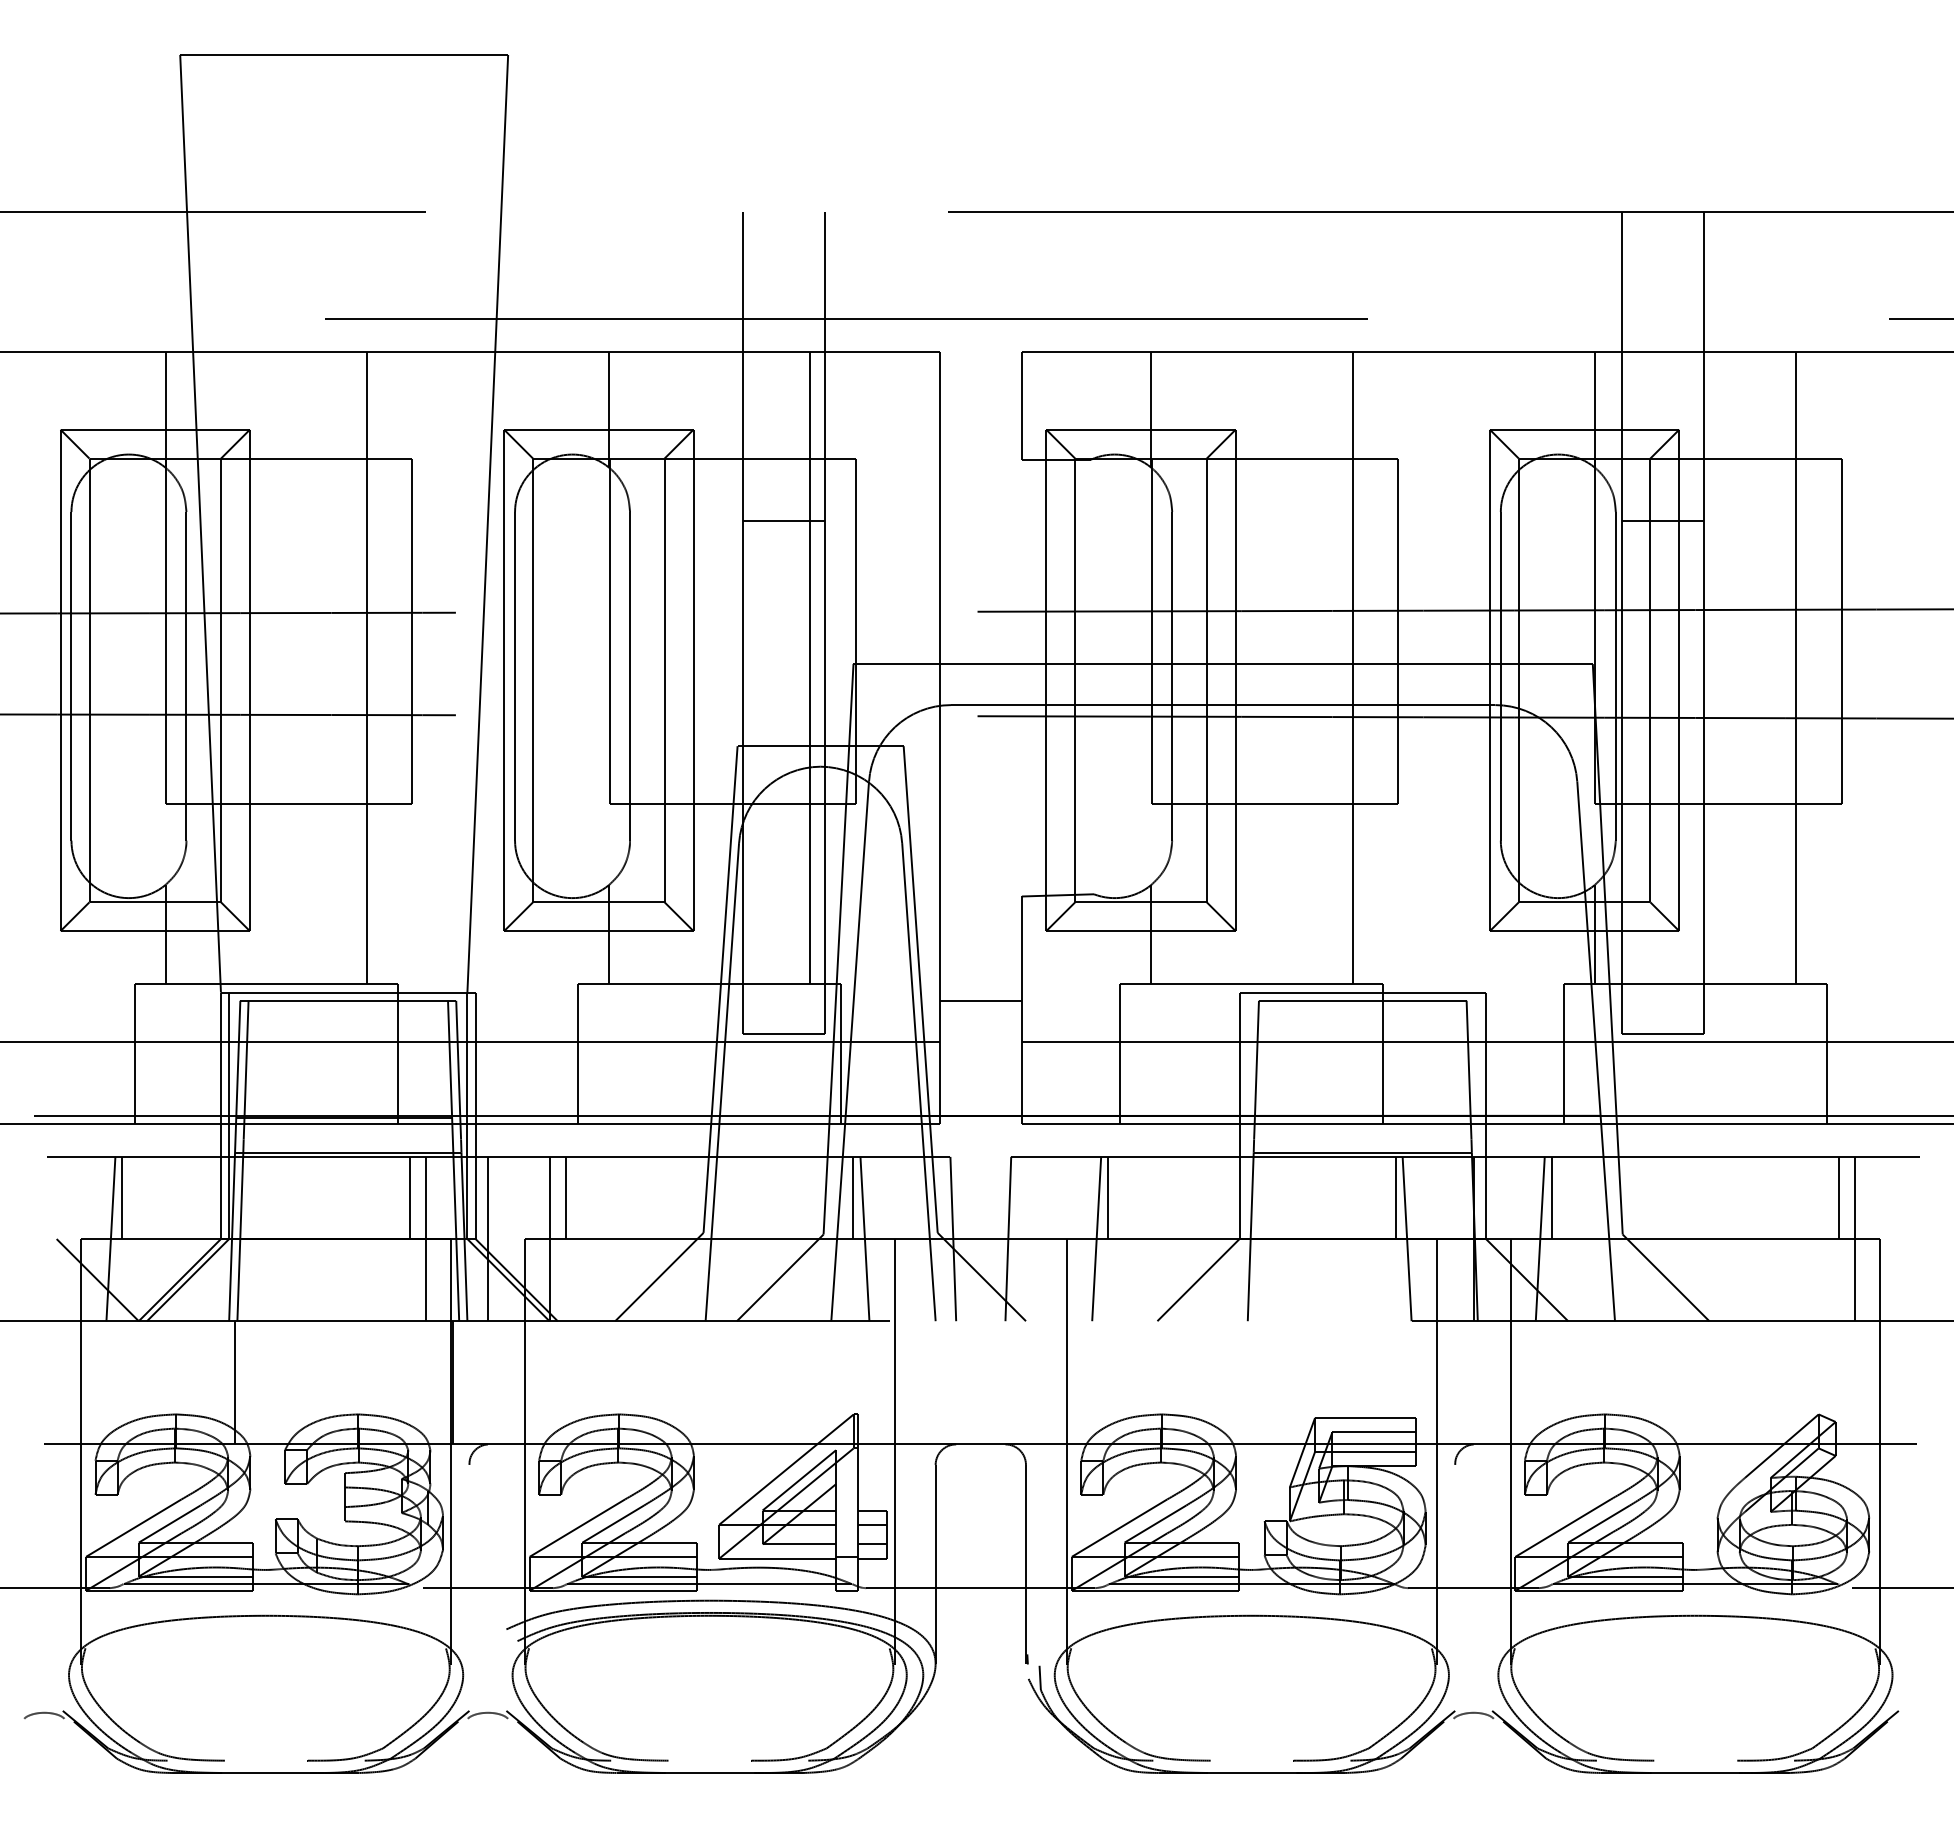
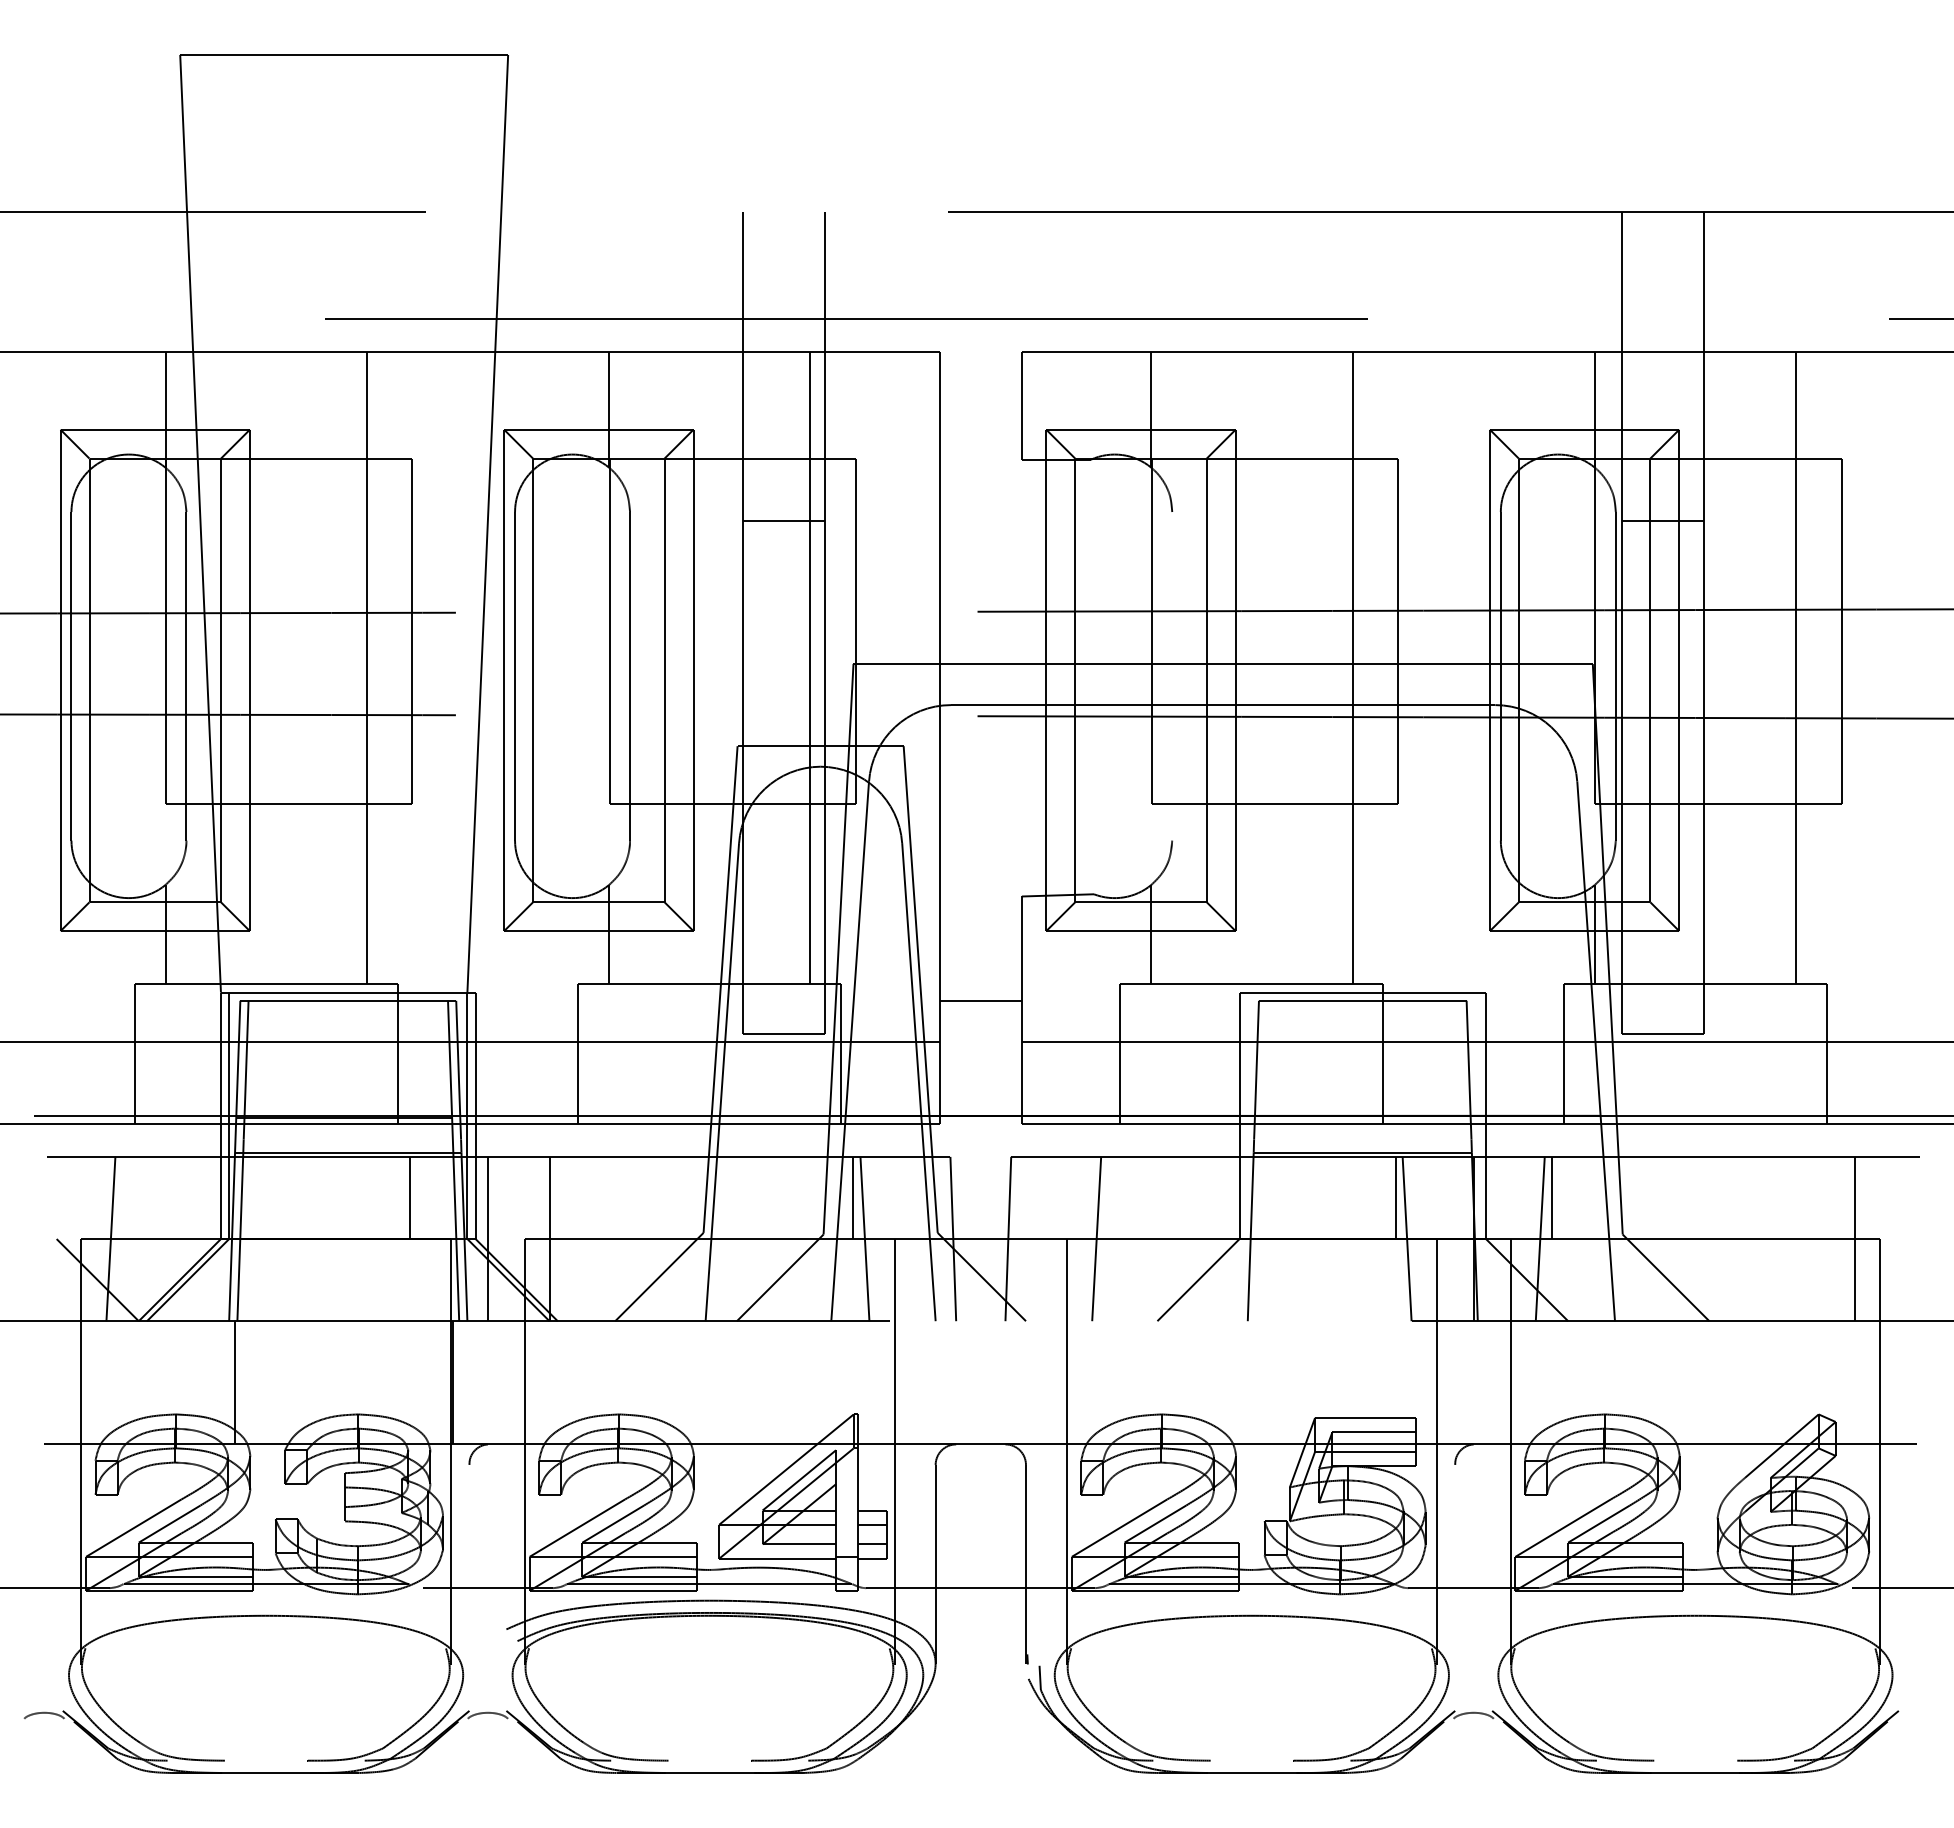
line: present -> none (1172, 676)
line: present -> none (122, 1197)
line: present -> none (565, 1197)
line: present -> none (1108, 1197)
line: present -> none (1839, 1197)
line: present -> none (425, 1238)
